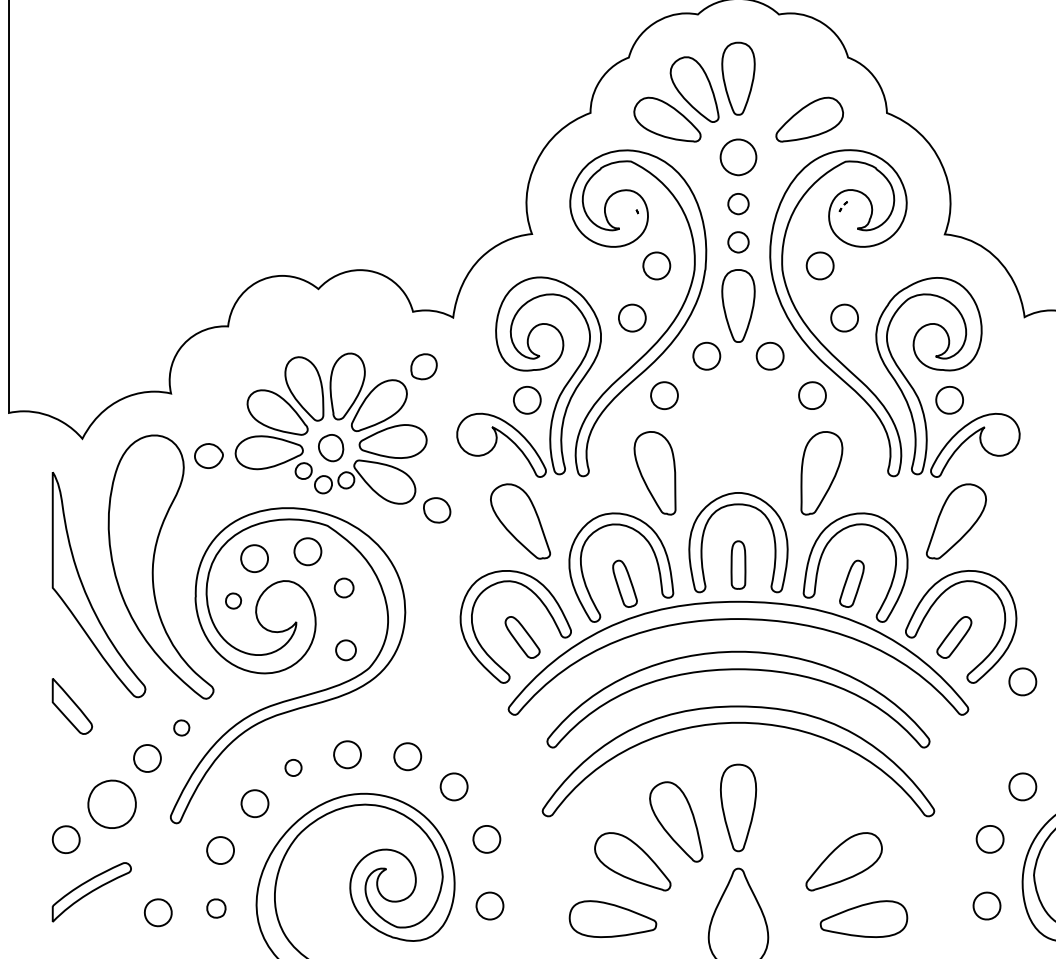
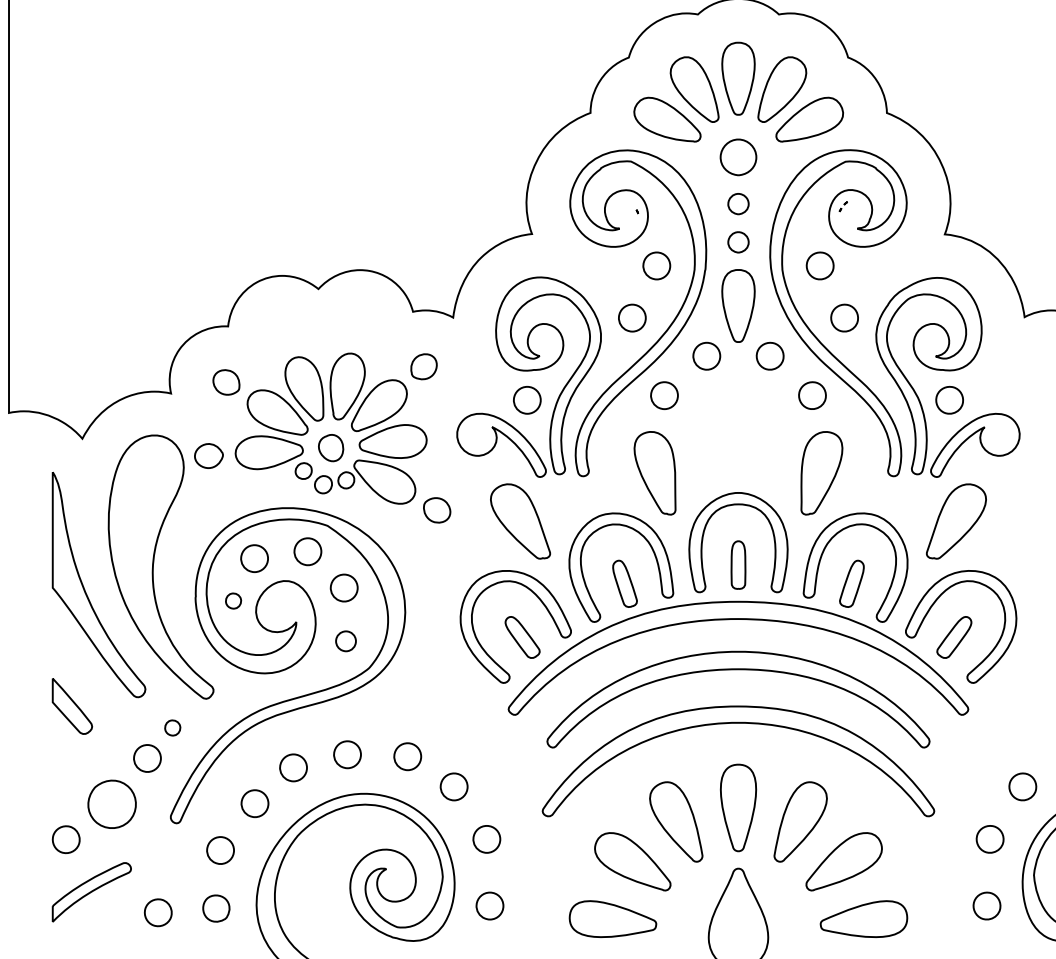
part: none -> present (782, 89)
part: none -> present (226, 382)
part size: 22x22 px -> 30x30 px (343, 587)
part position: (345, 650) -> (345, 641) (345, 641)
part: present -> none (1022, 681)
part position: (181, 727) -> (172, 727) (172, 727)
part size: 19x18 px -> 29x30 px (293, 767)
part: none -> present (800, 821)
part size: 21x21 px -> 29x29 px (216, 908)
